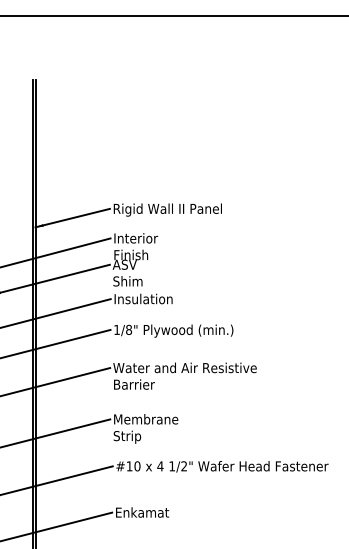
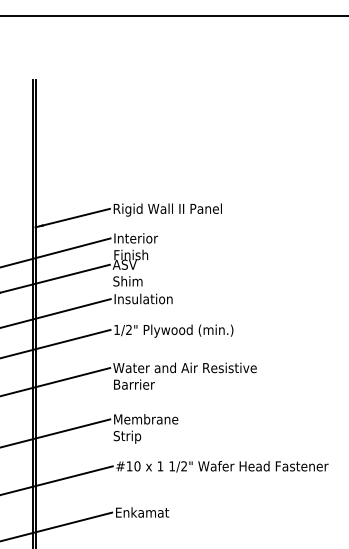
text: 1/8" -> 1/2" (129, 329)
text: 4 -> 1 (160, 466)
